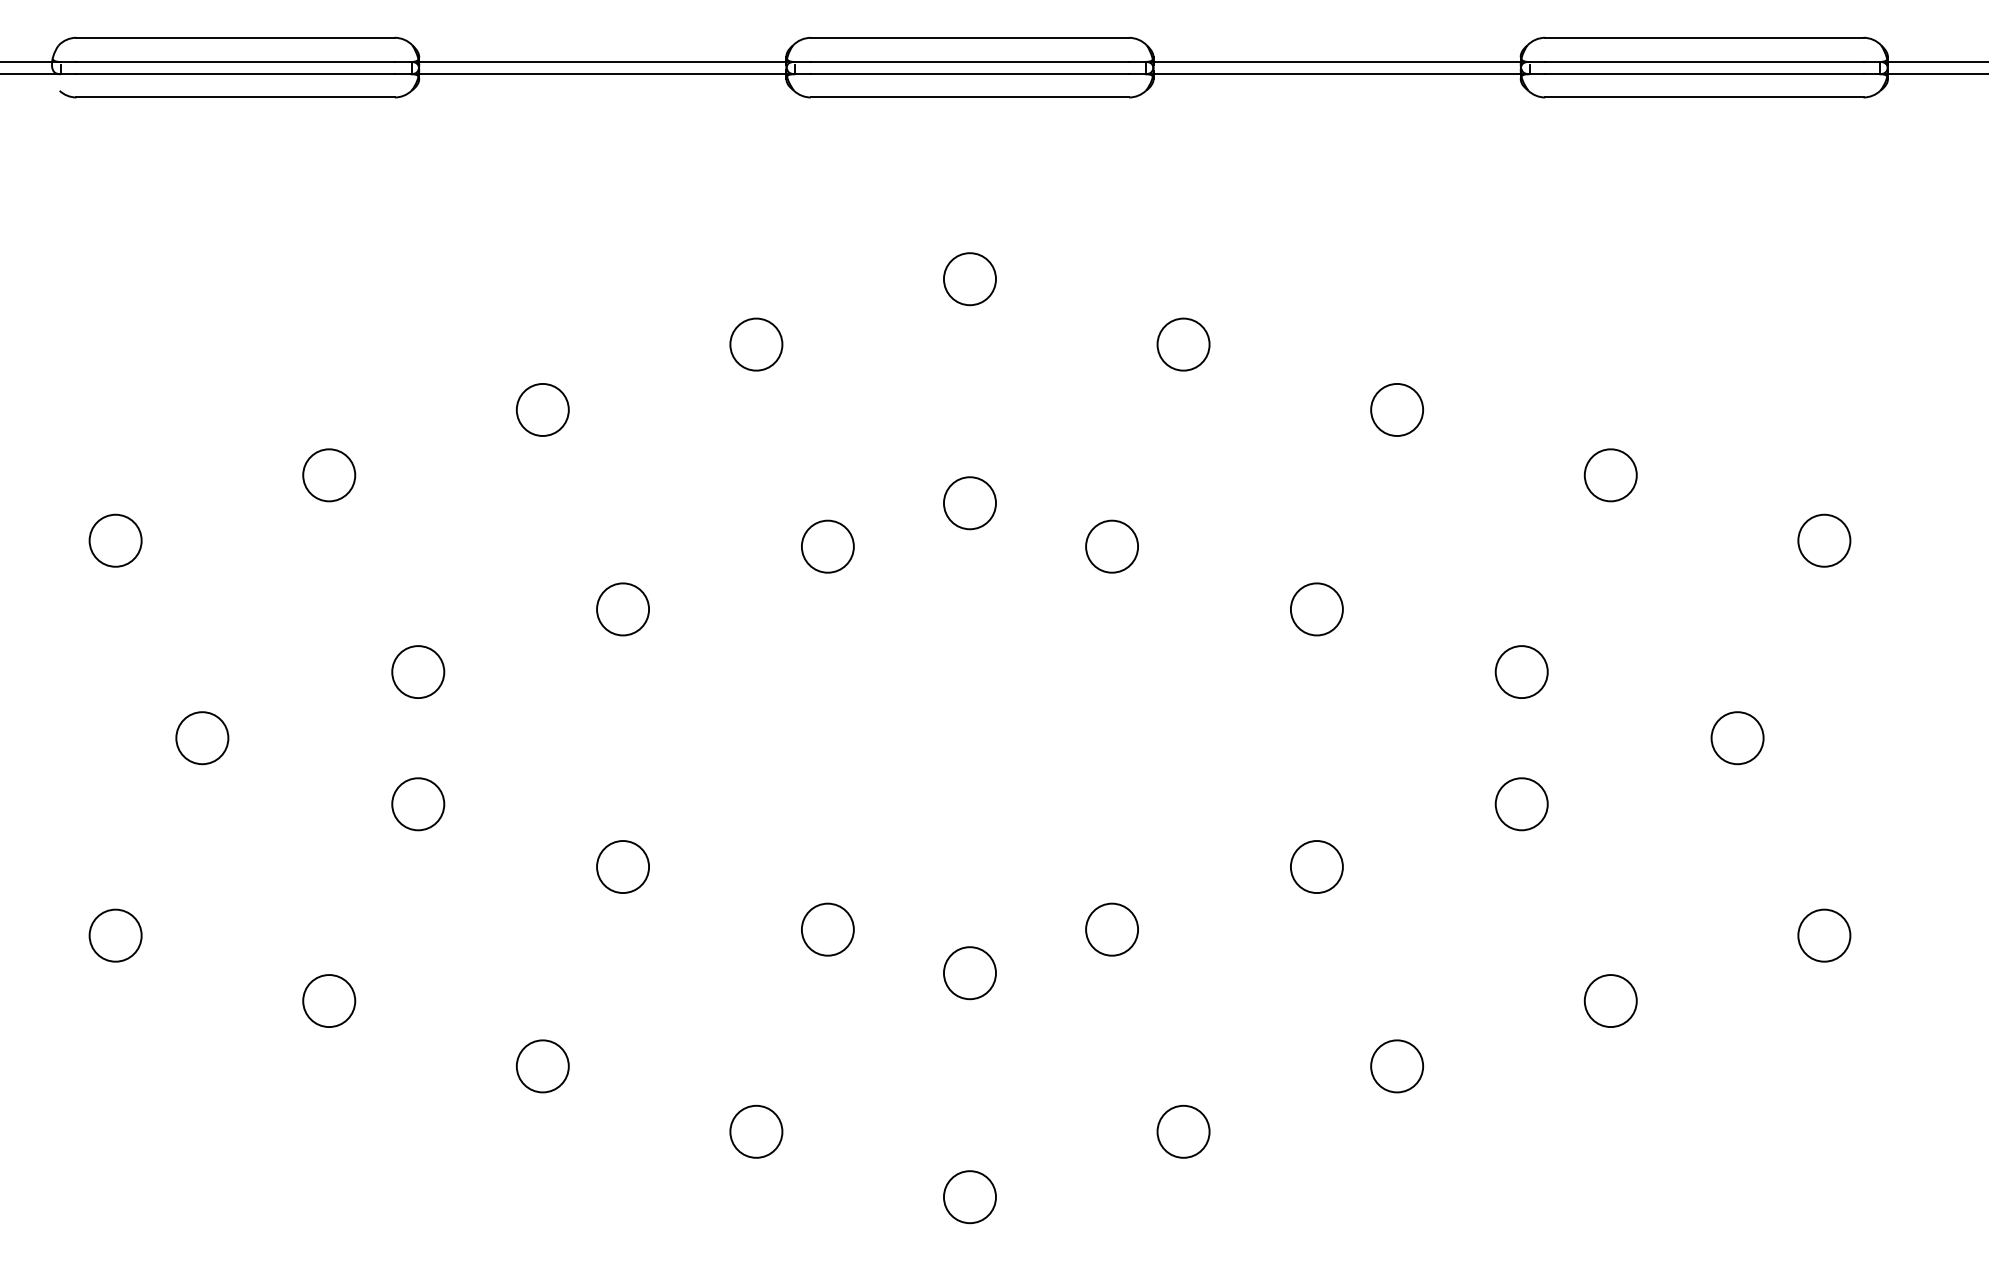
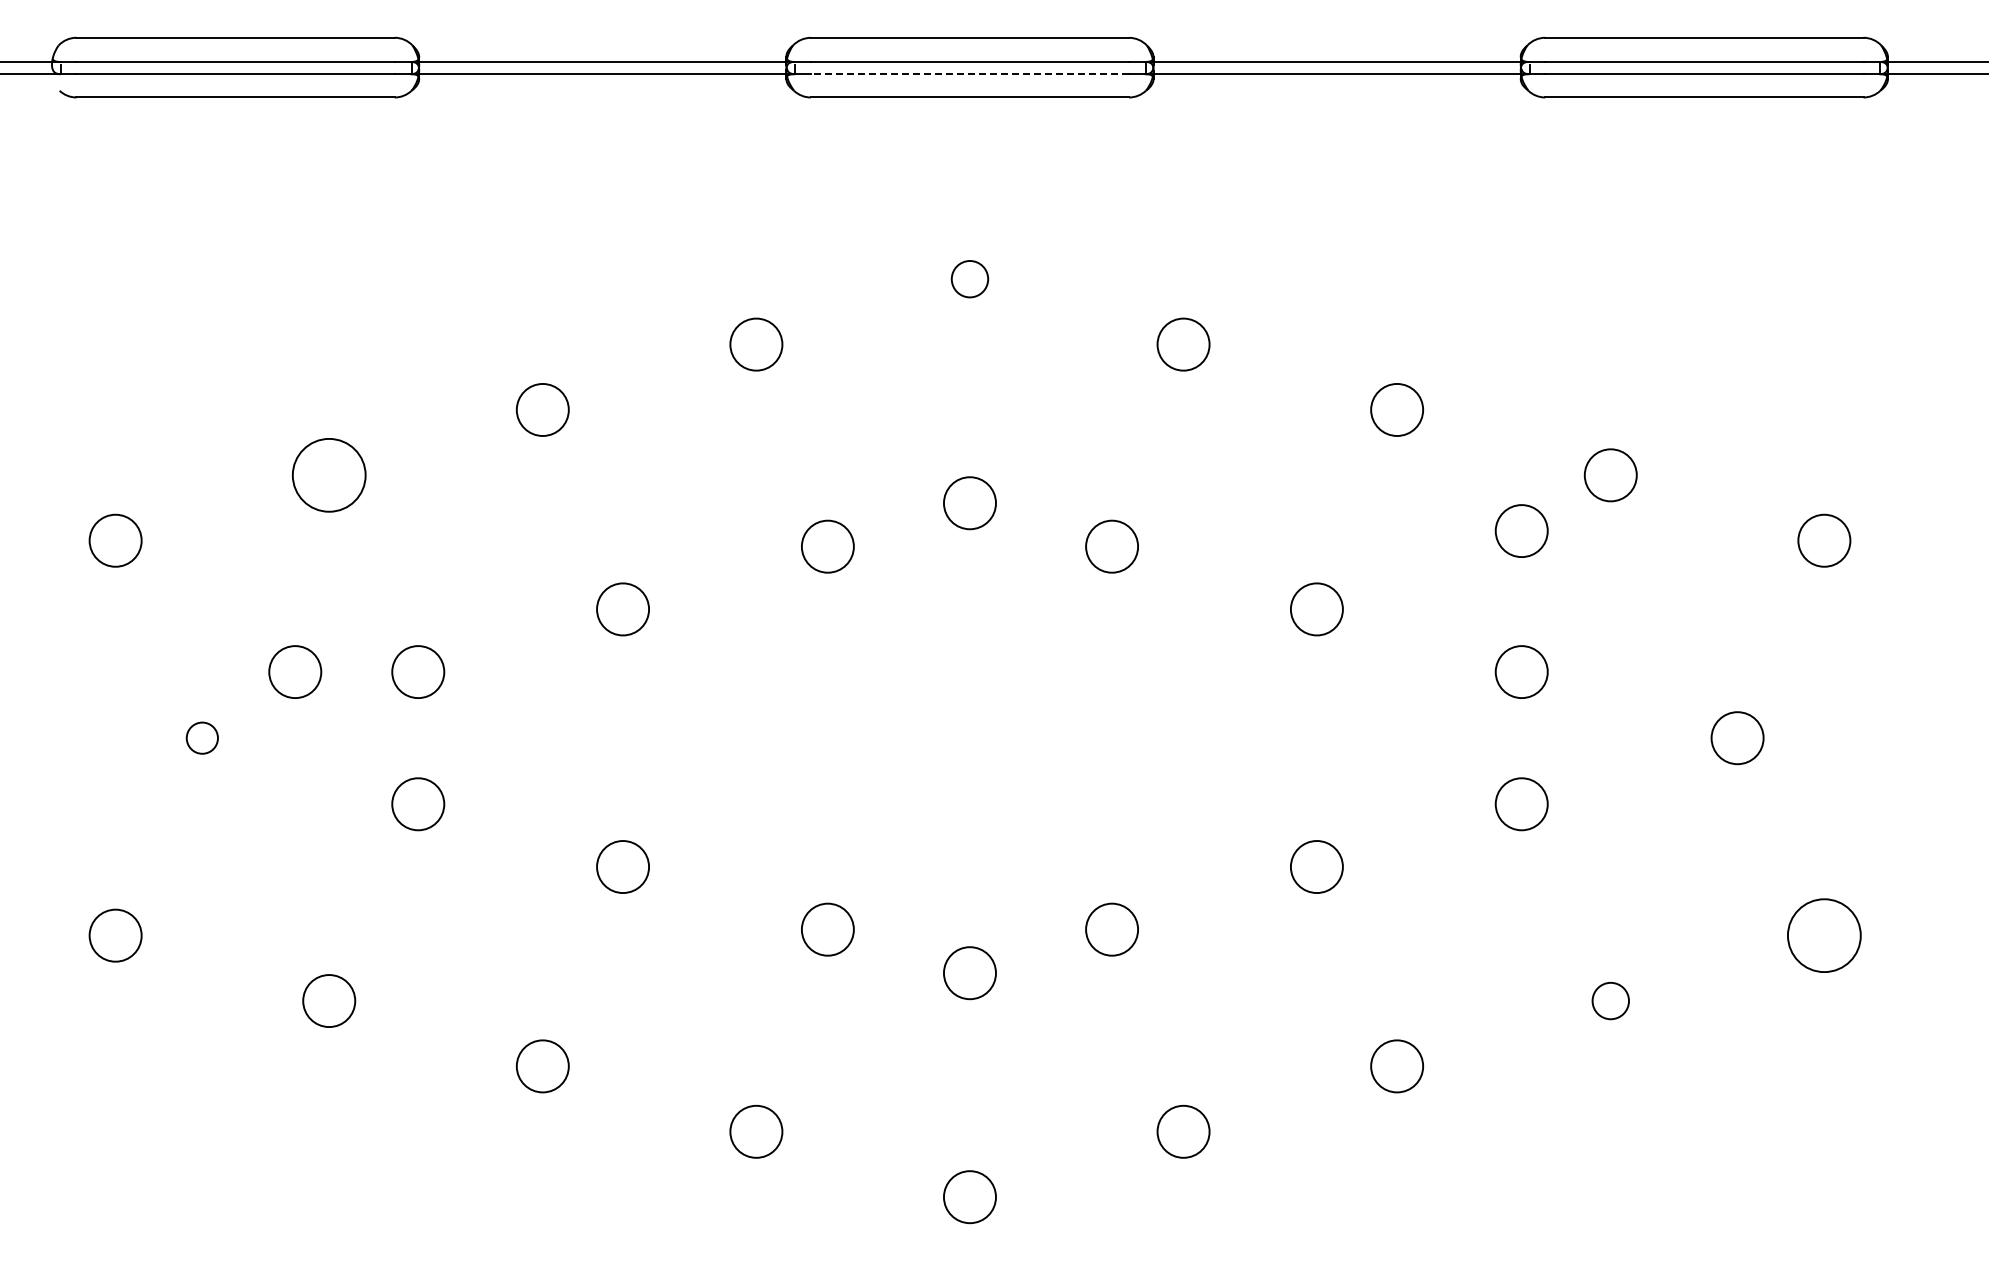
line: solid -> dashed (969, 74)
circle diameter: 52 px -> 36 px (969, 279)
circle diameter: 52 px -> 73 px (328, 474)
circle: none -> present (1521, 530)
circle: none -> present (295, 671)
circle diameter: 52 px -> 31 px (201, 737)
circle diameter: 52 px -> 73 px (1823, 935)
circle diameter: 52 px -> 36 px (1610, 1000)
